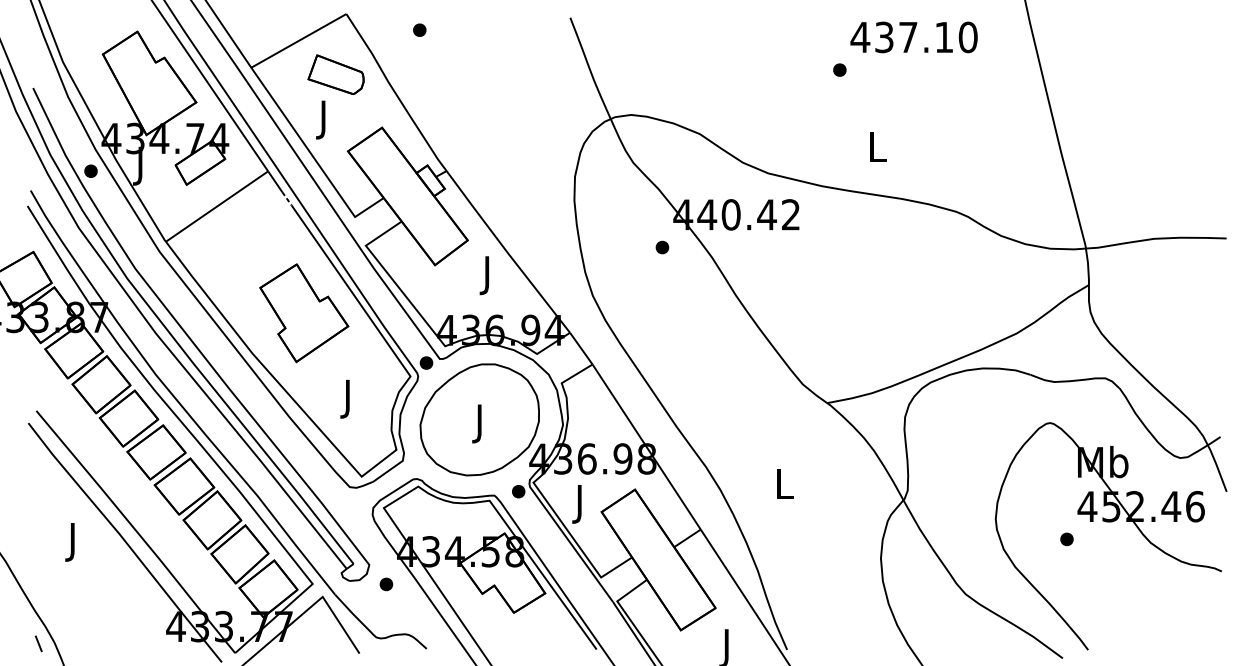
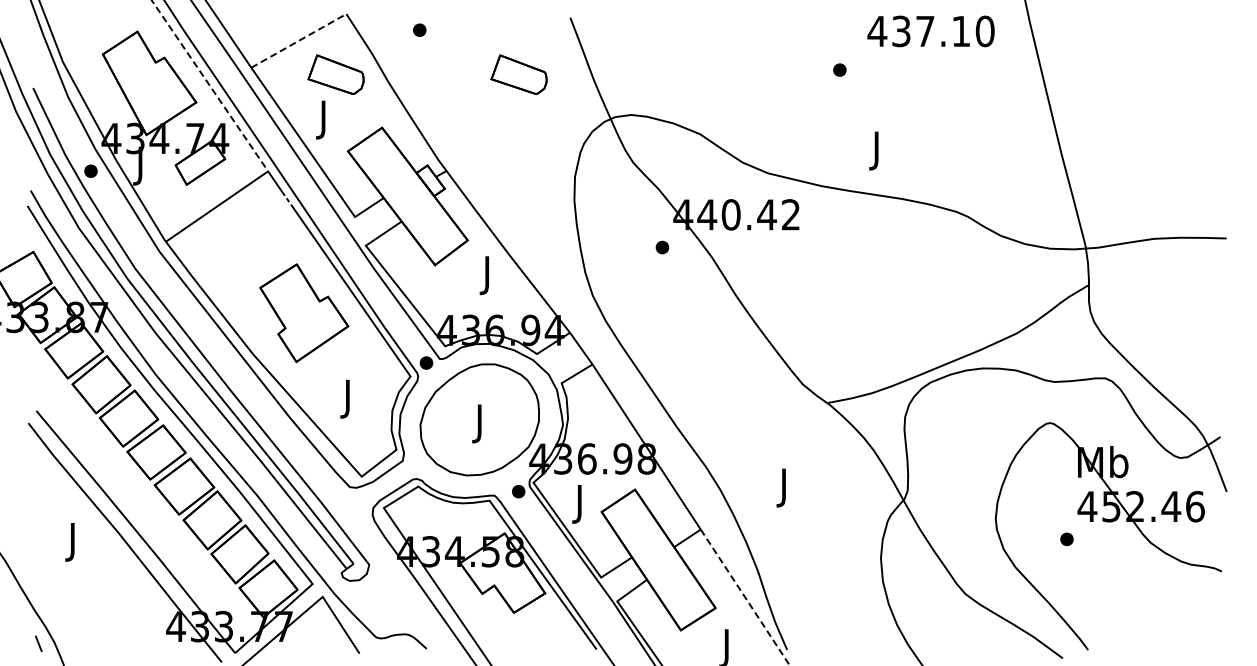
text position: (913, 37) -> (930, 31) (930, 31)
line: solid -> dashed (298, 40)
part: none -> present (518, 74)
line: solid -> dashed (210, 86)
text: L -> J (877, 150)
text: L -> J (784, 487)
part: present -> none (386, 584)
line: solid -> dashed (745, 597)
